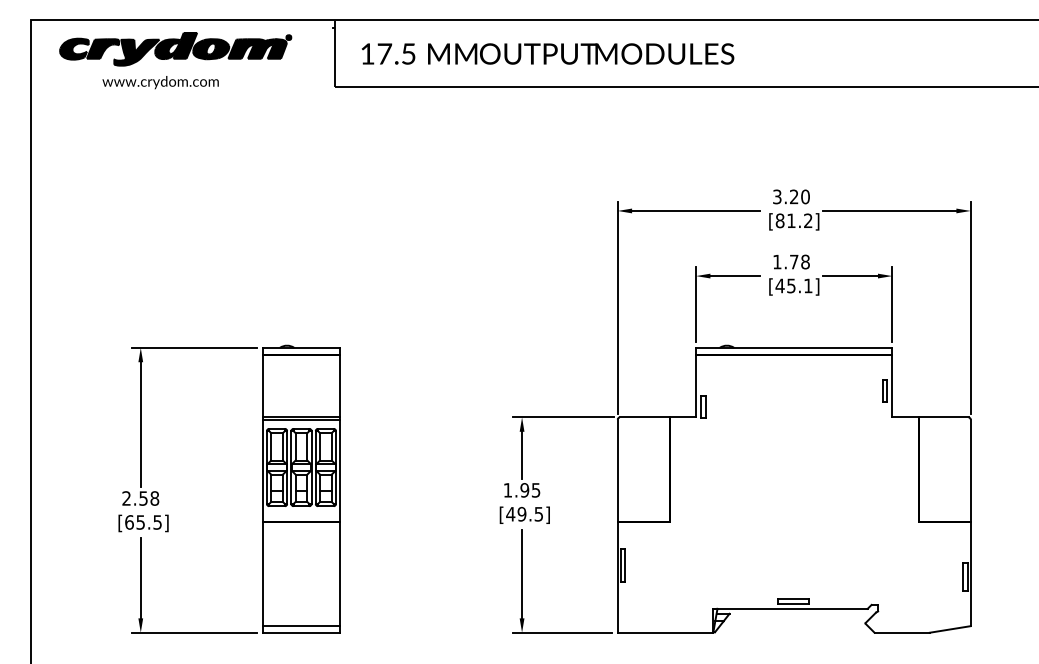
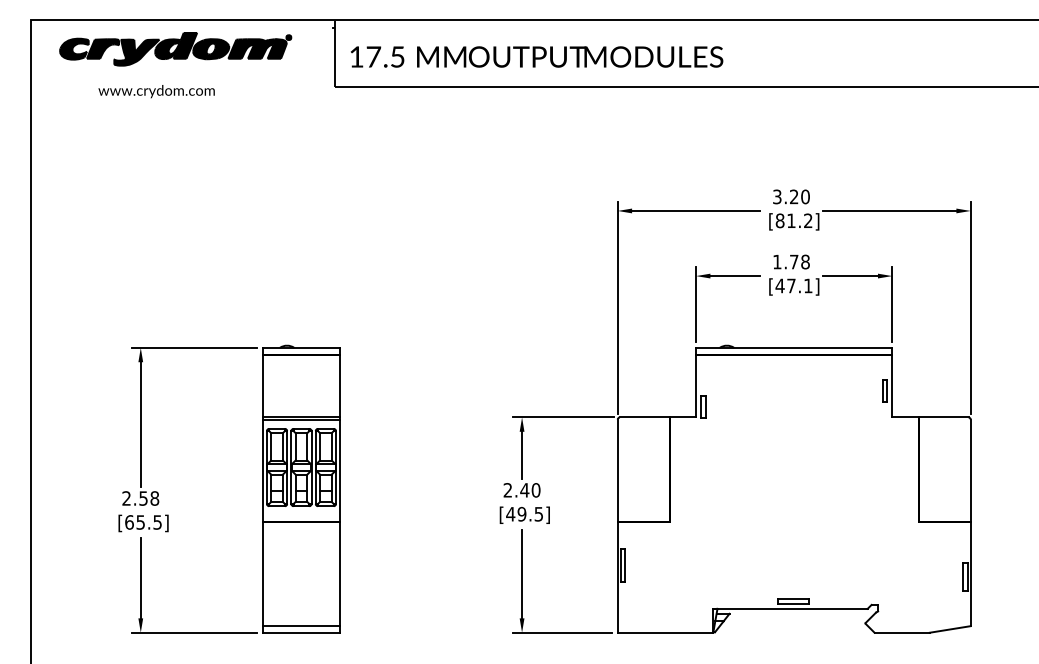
text position: (547, 53) -> (536, 56) (536, 56)
text position: (160, 82) -> (156, 91) (156, 91)
text: [45.1] -> [47.1] (791, 285)
text: 1.95 -> 2.40 (521, 490)
